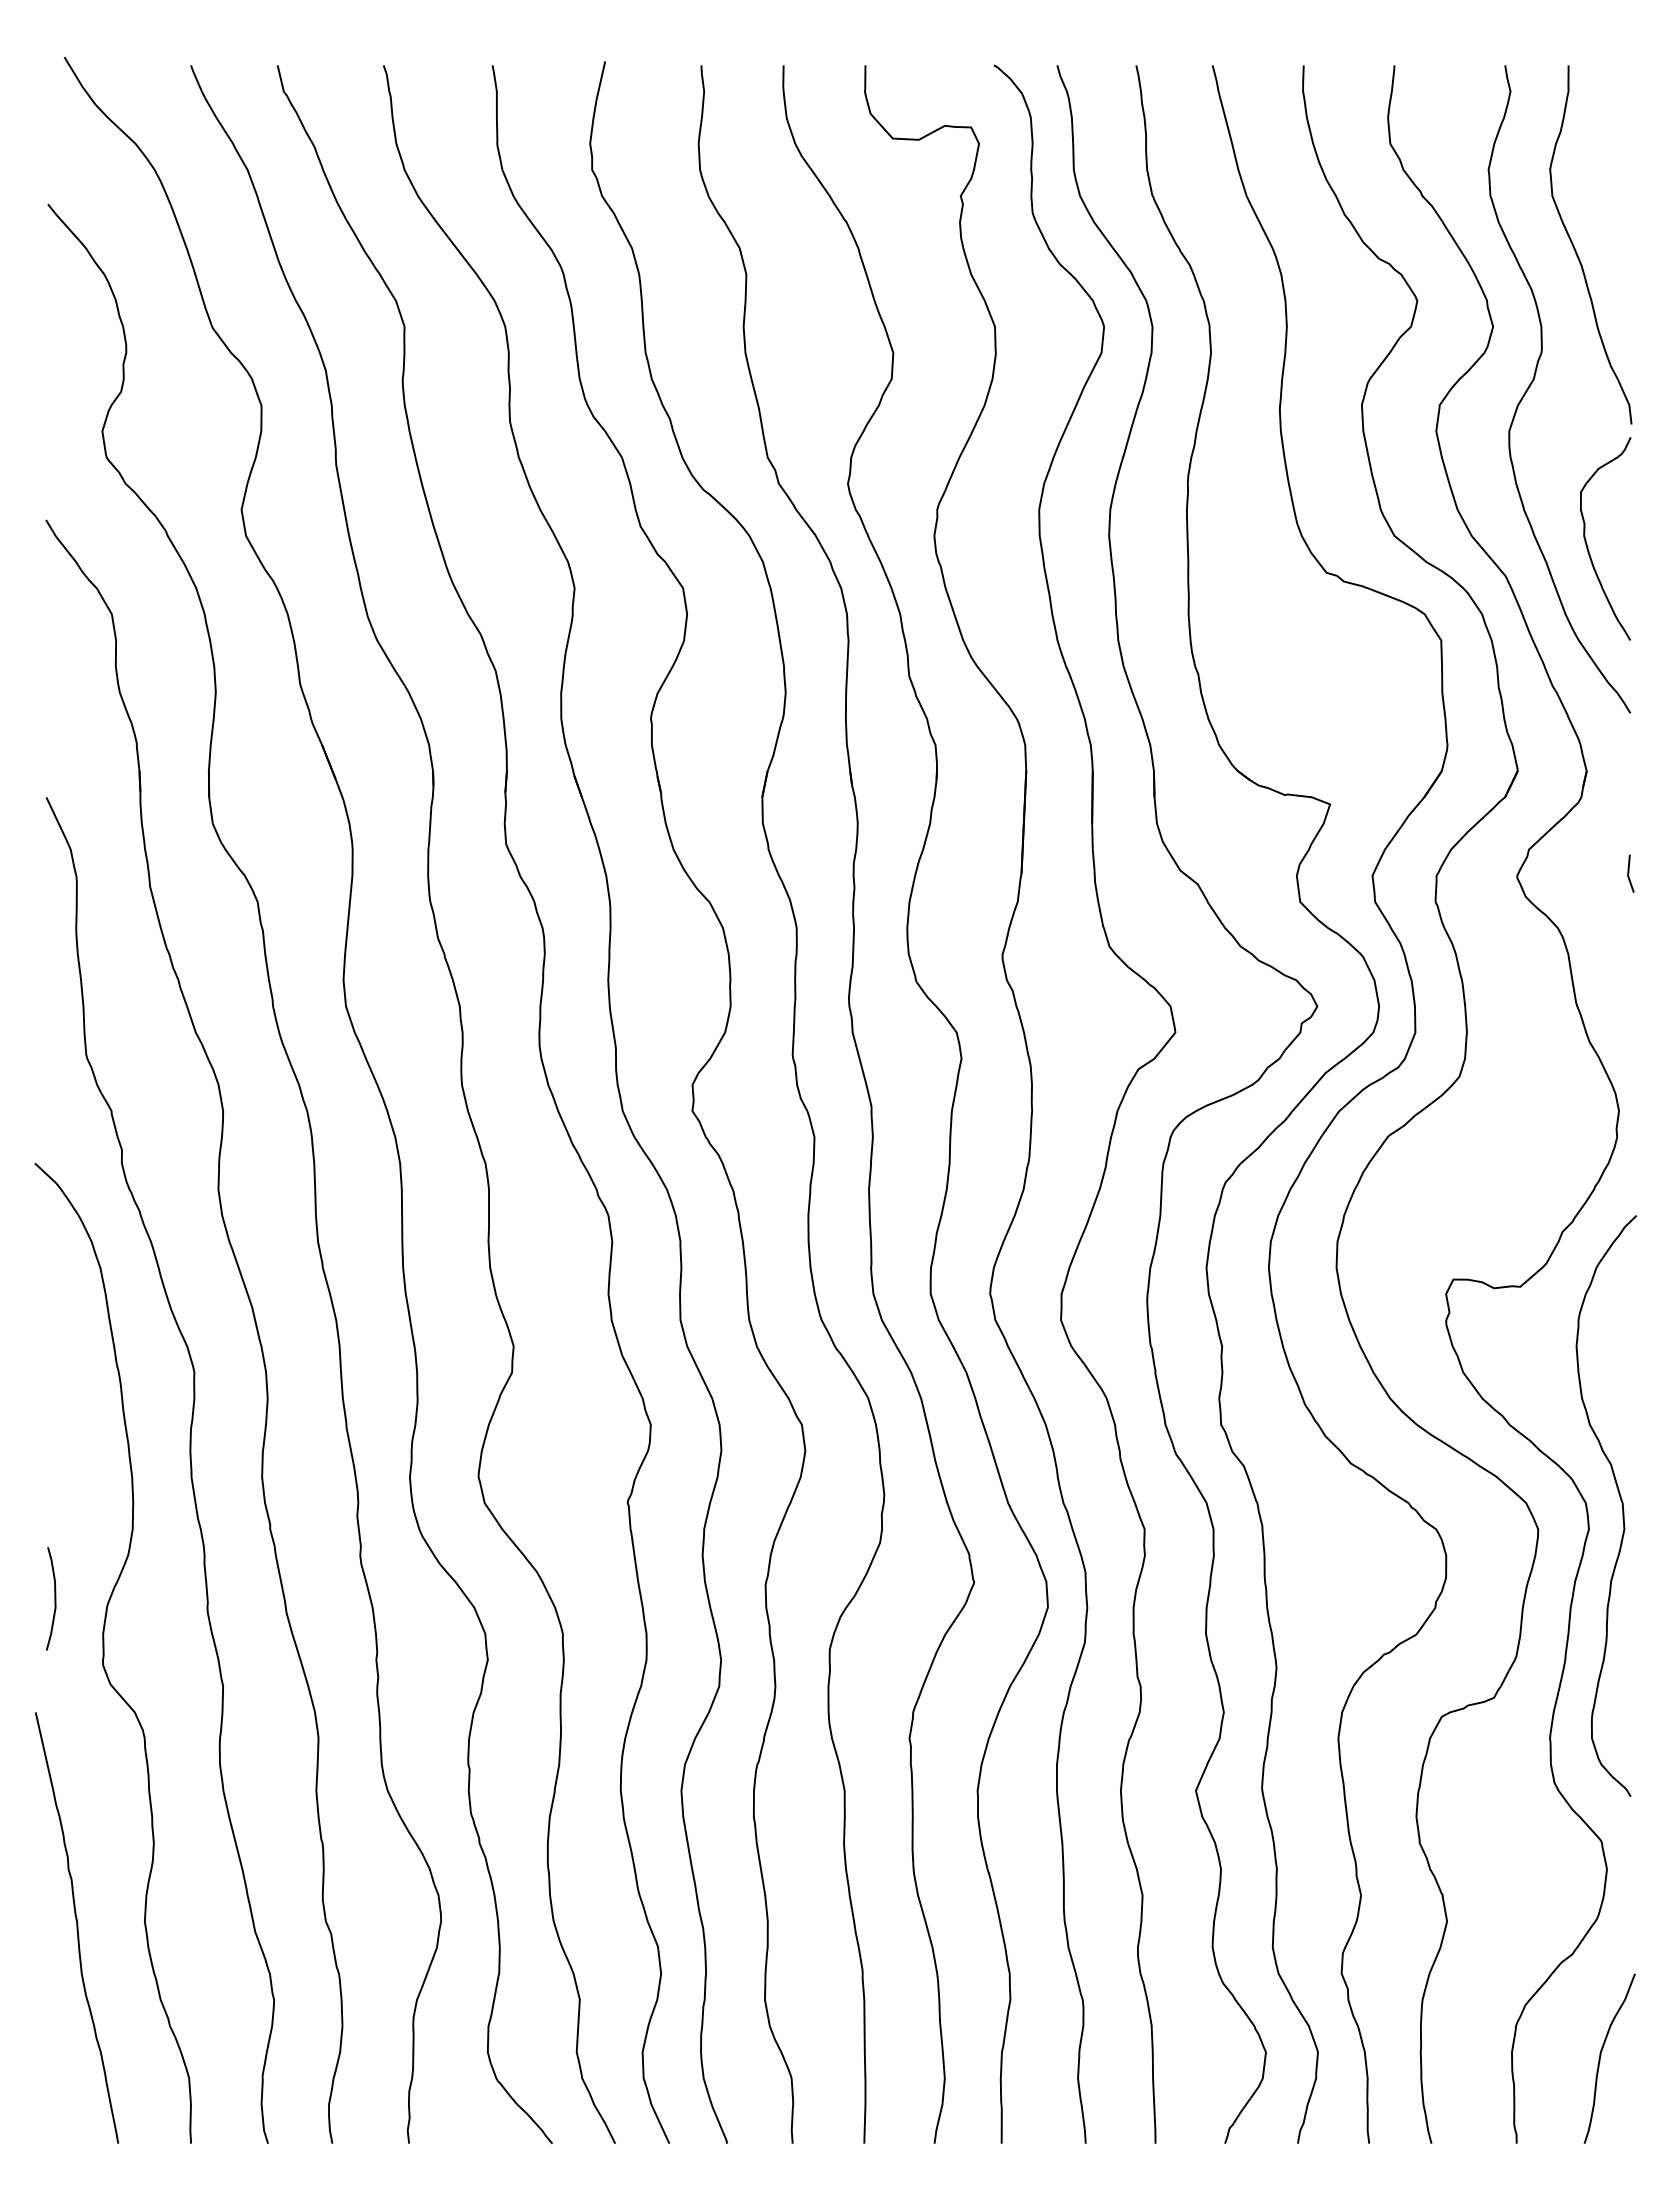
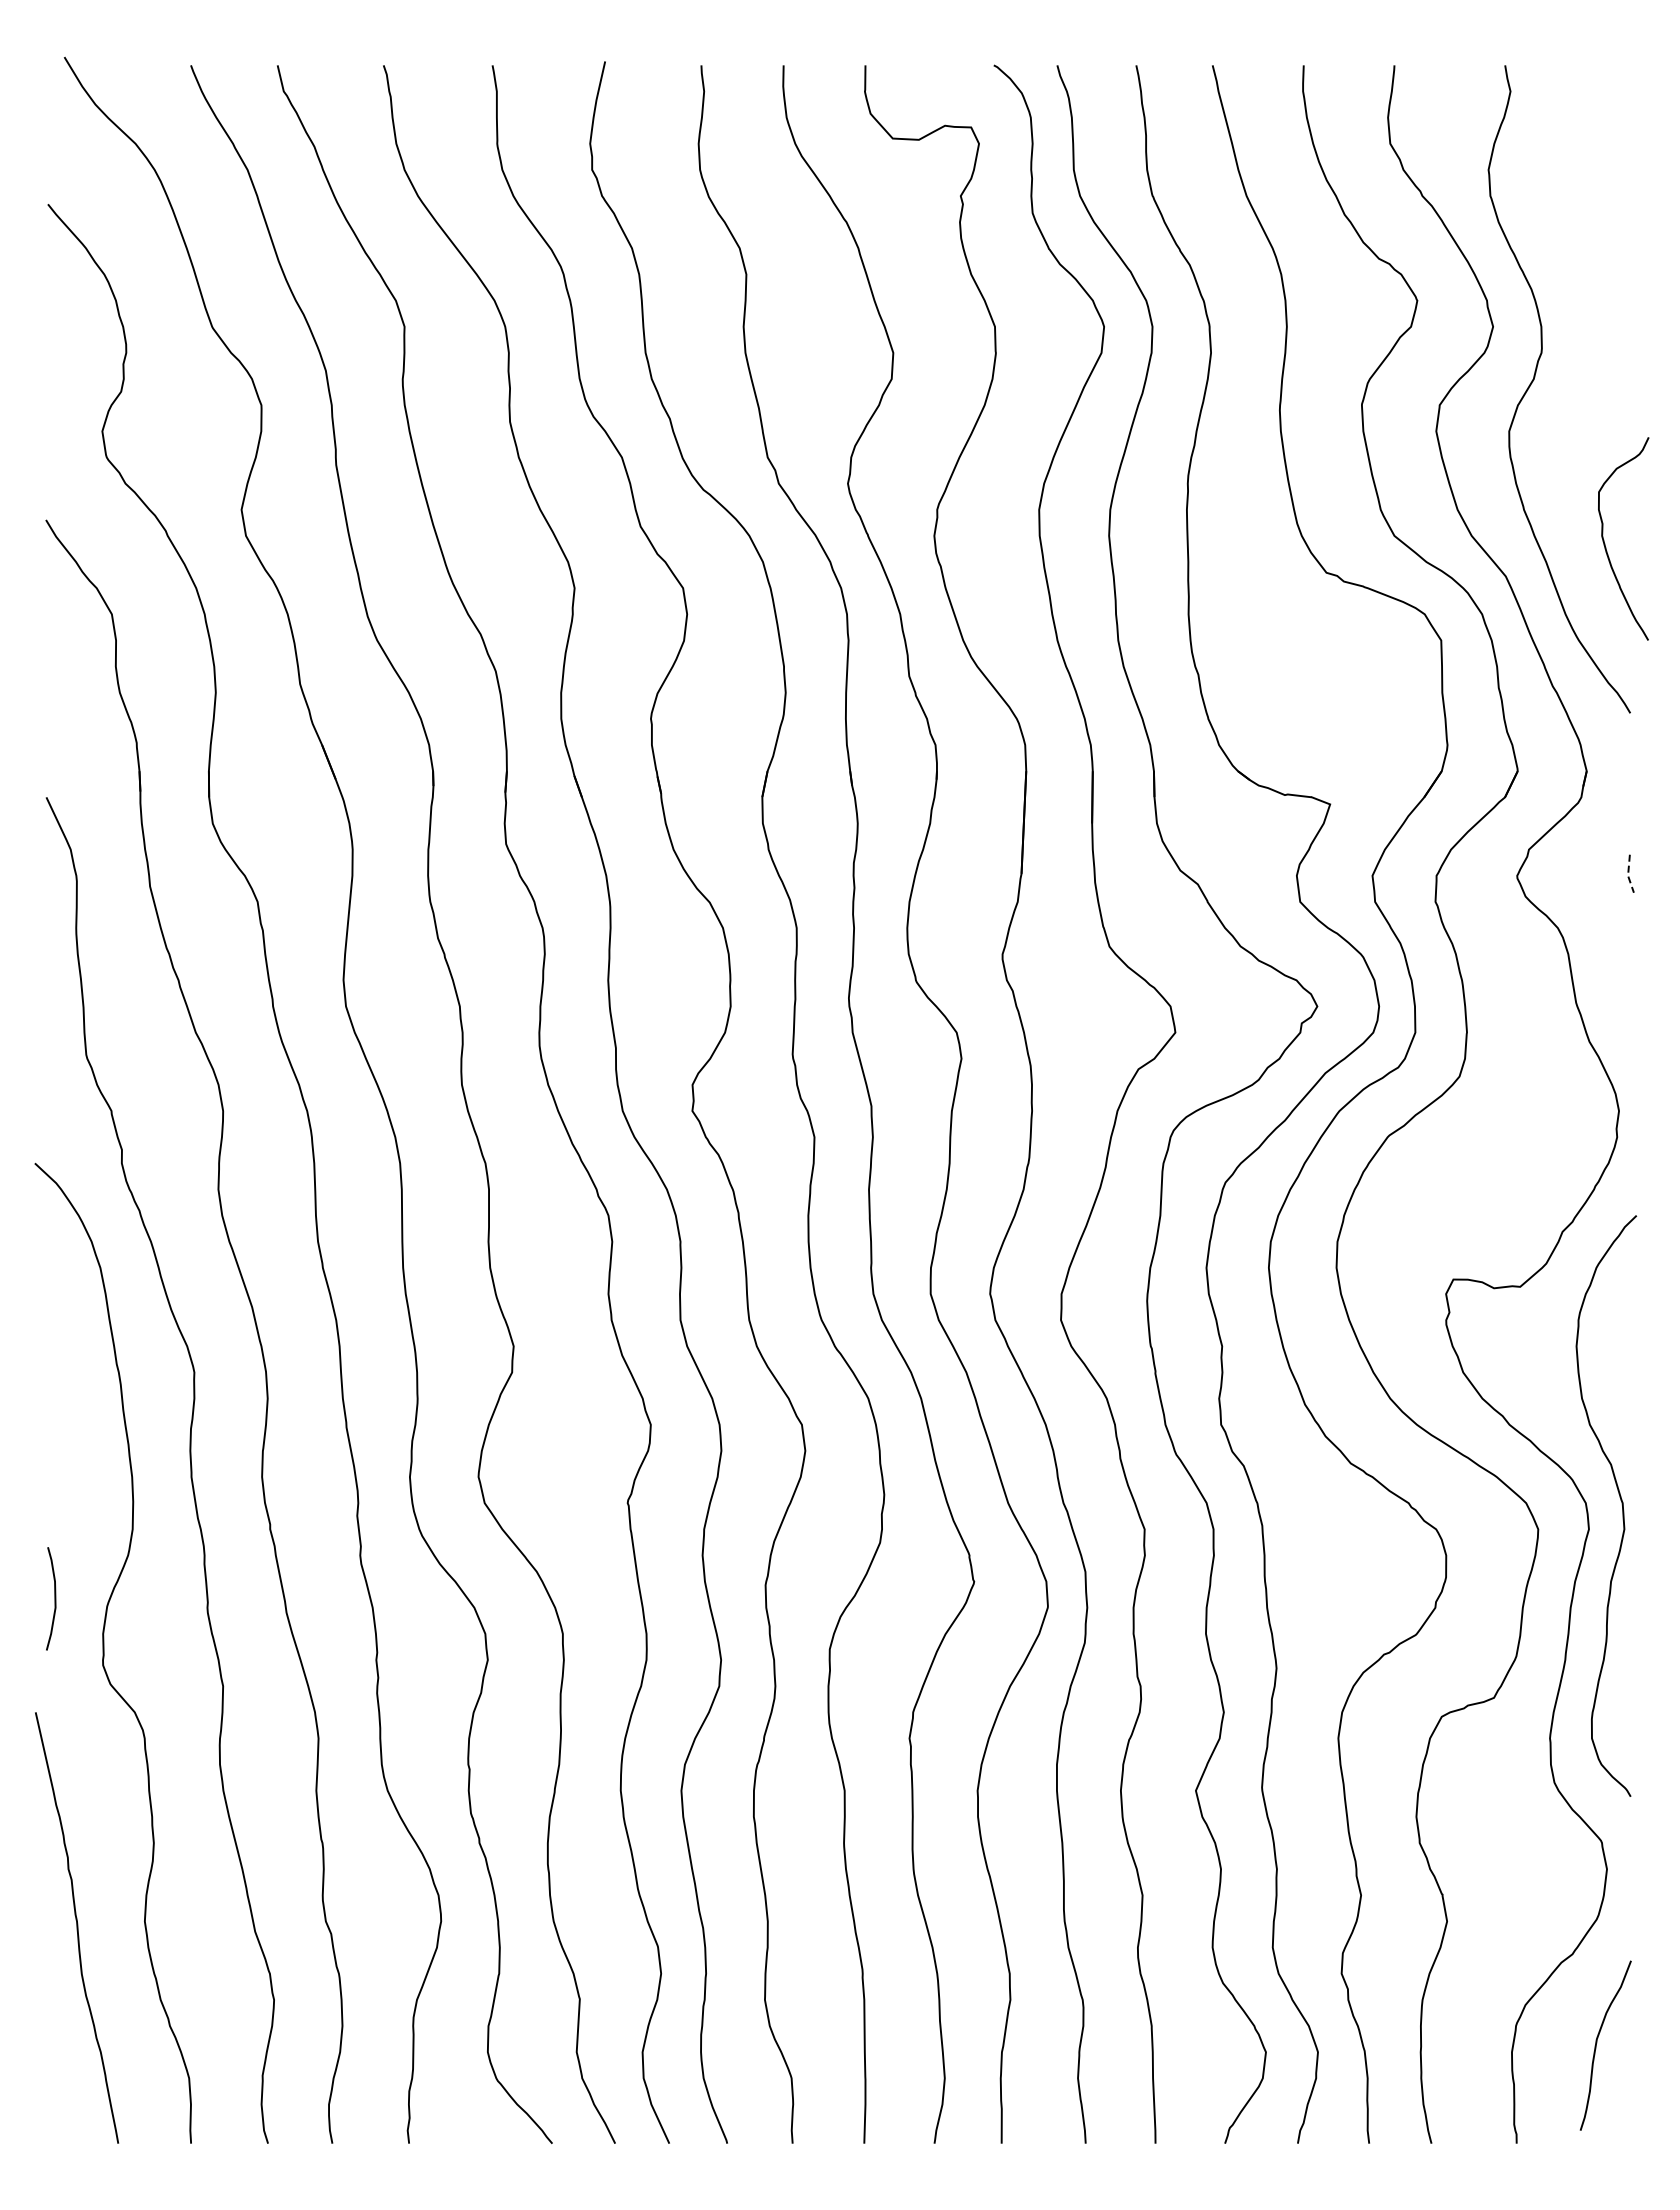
curve: present -> none (1576, 250)
curve position: (1587, 543) -> (1605, 543) (1605, 543)
line: solid -> dashed (1628, 874)
curve position: (1601, 2056) -> (1597, 2043) (1597, 2043)
